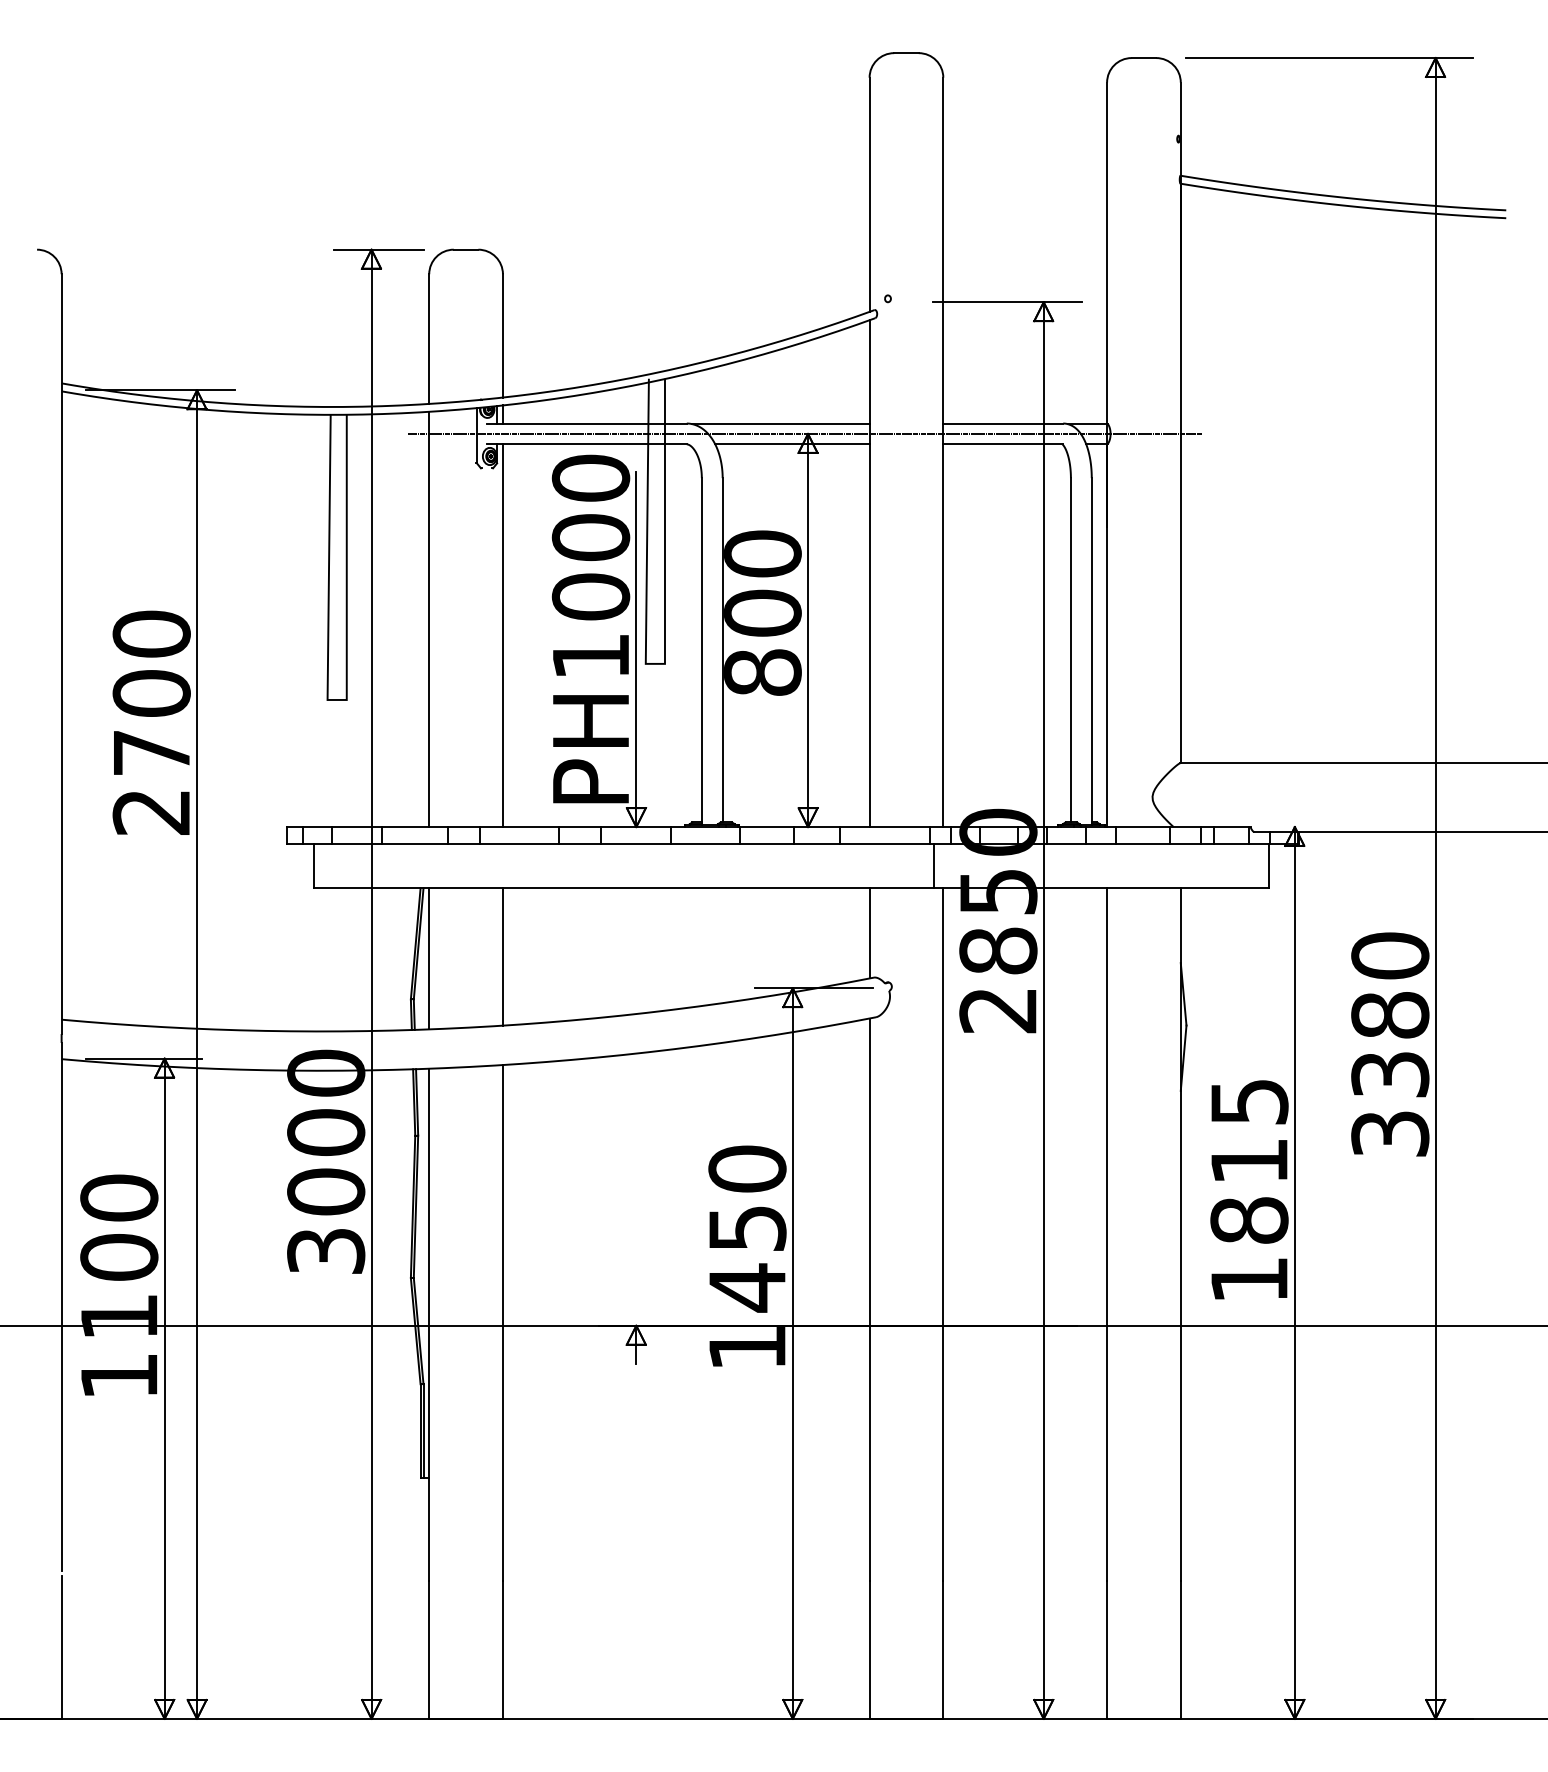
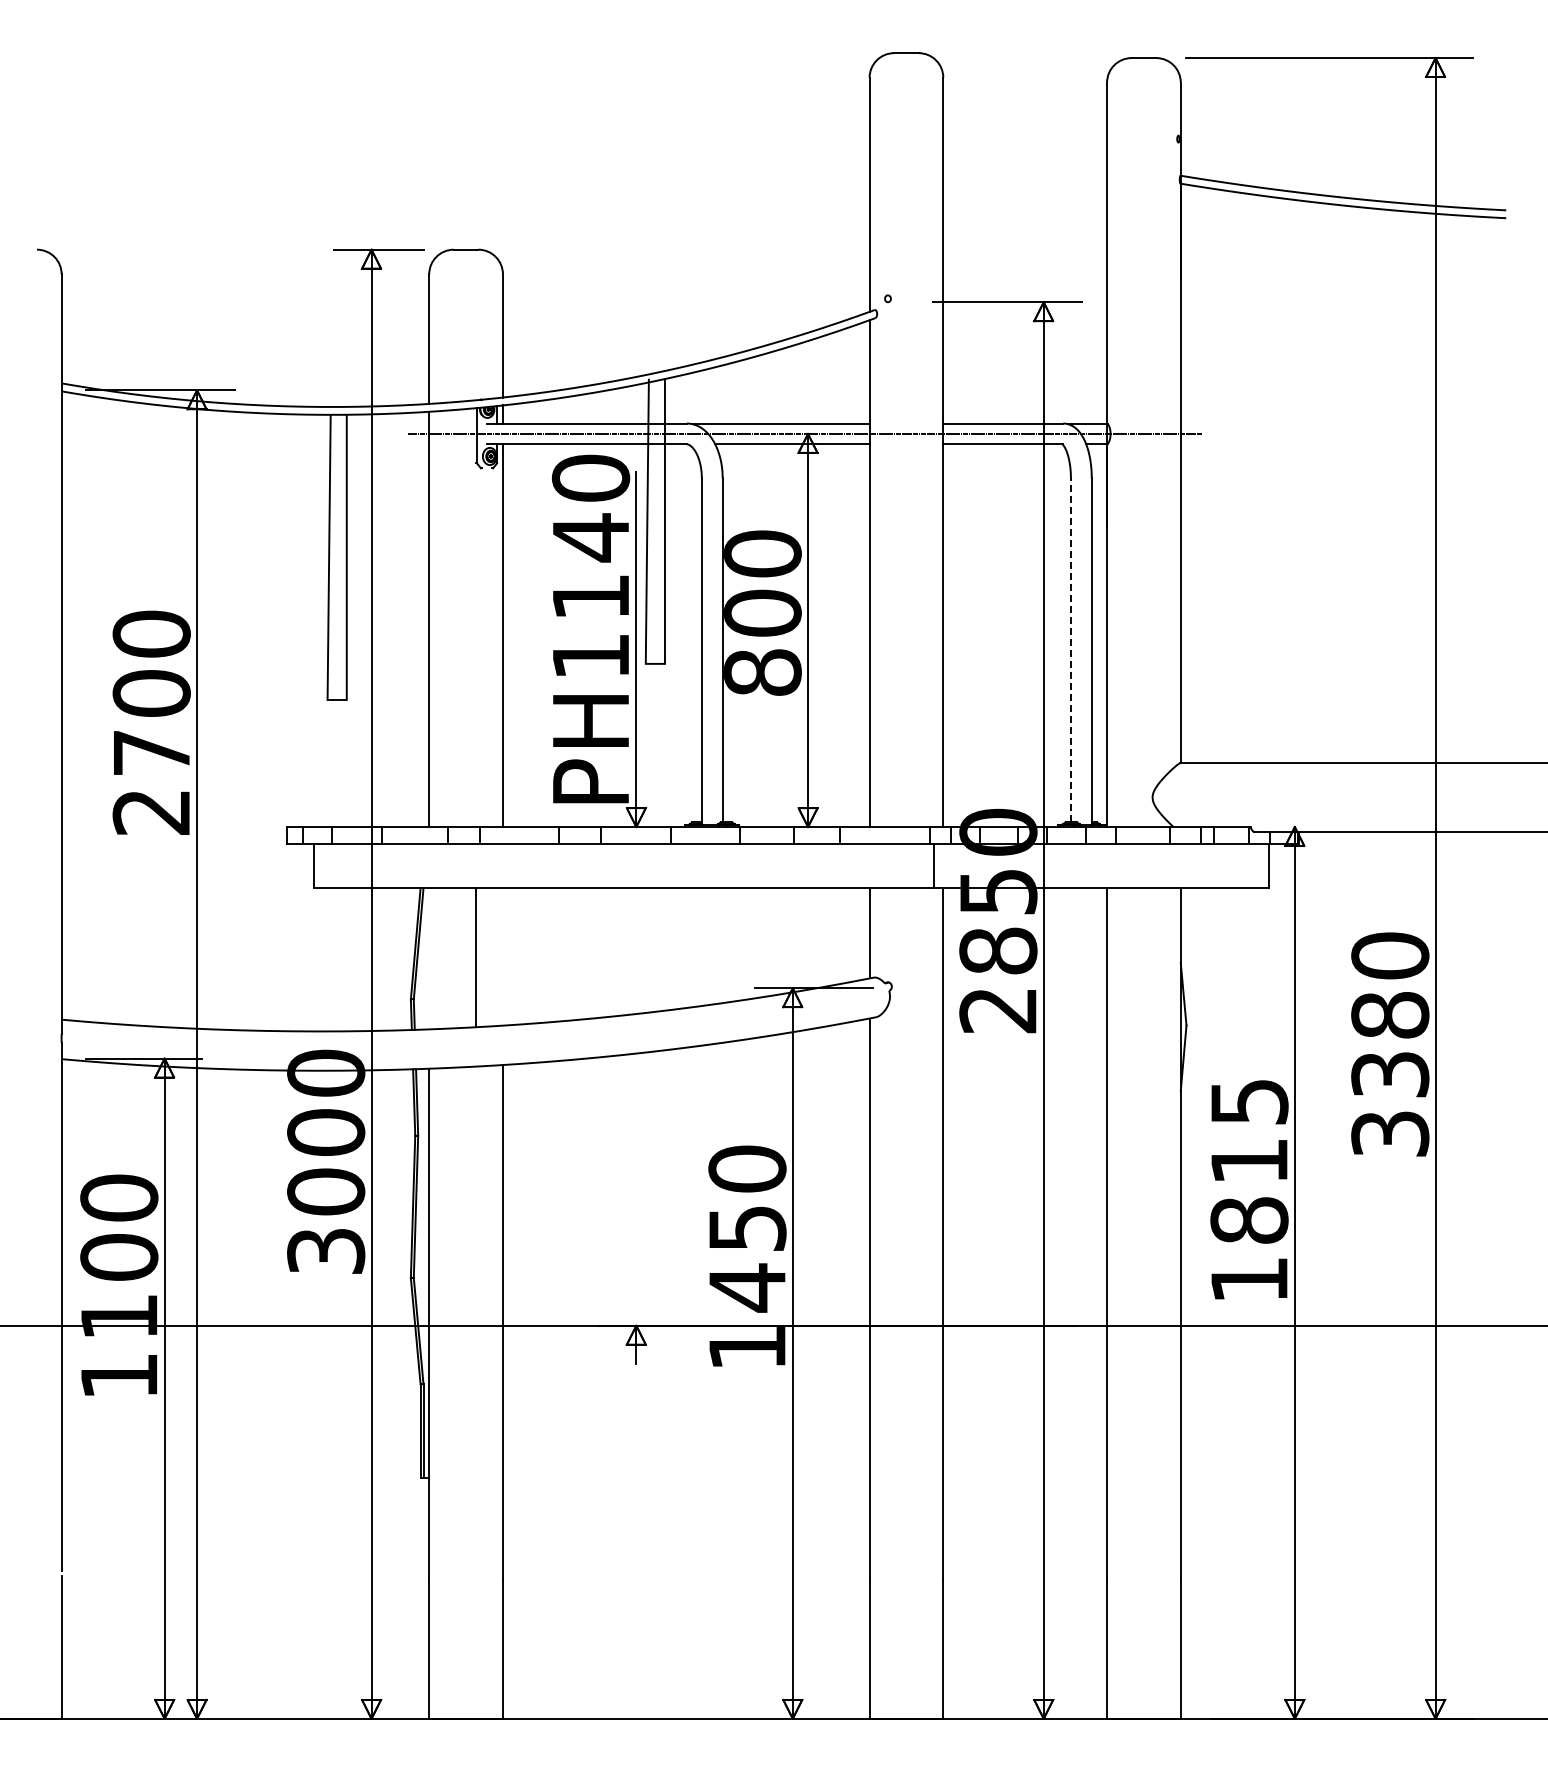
text: PH1000 -> PH1140 (590, 566)
line: solid -> dashed (1070, 649)
line position: (502, 956) -> (475, 956) (475, 956)
line: present -> none (429, 958)
